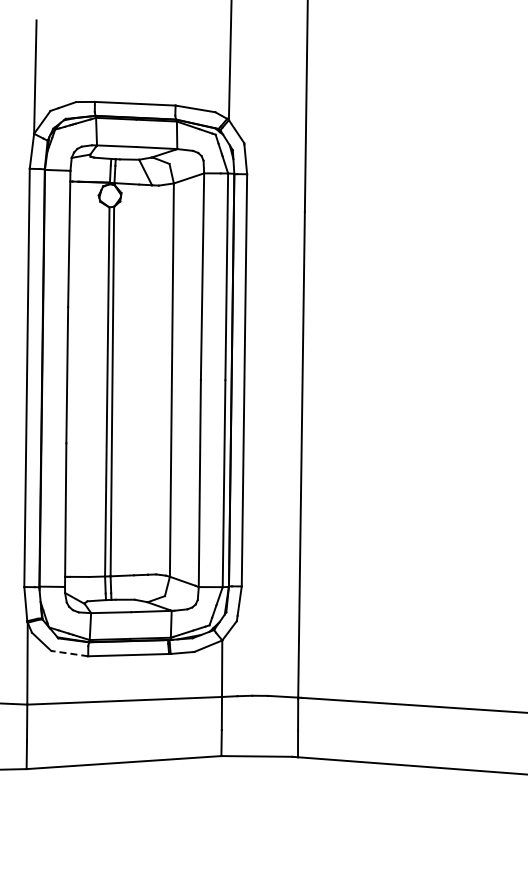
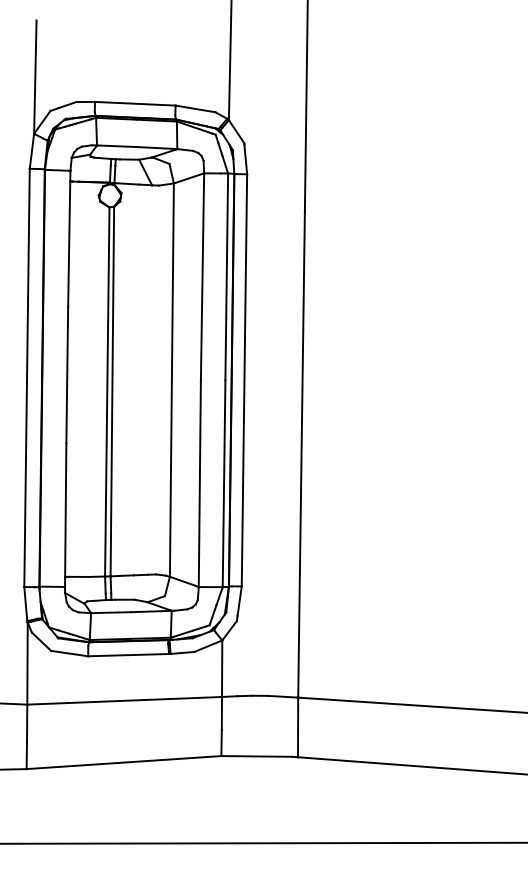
line: dashed -> solid (69, 653)
line: none -> present (263, 842)
